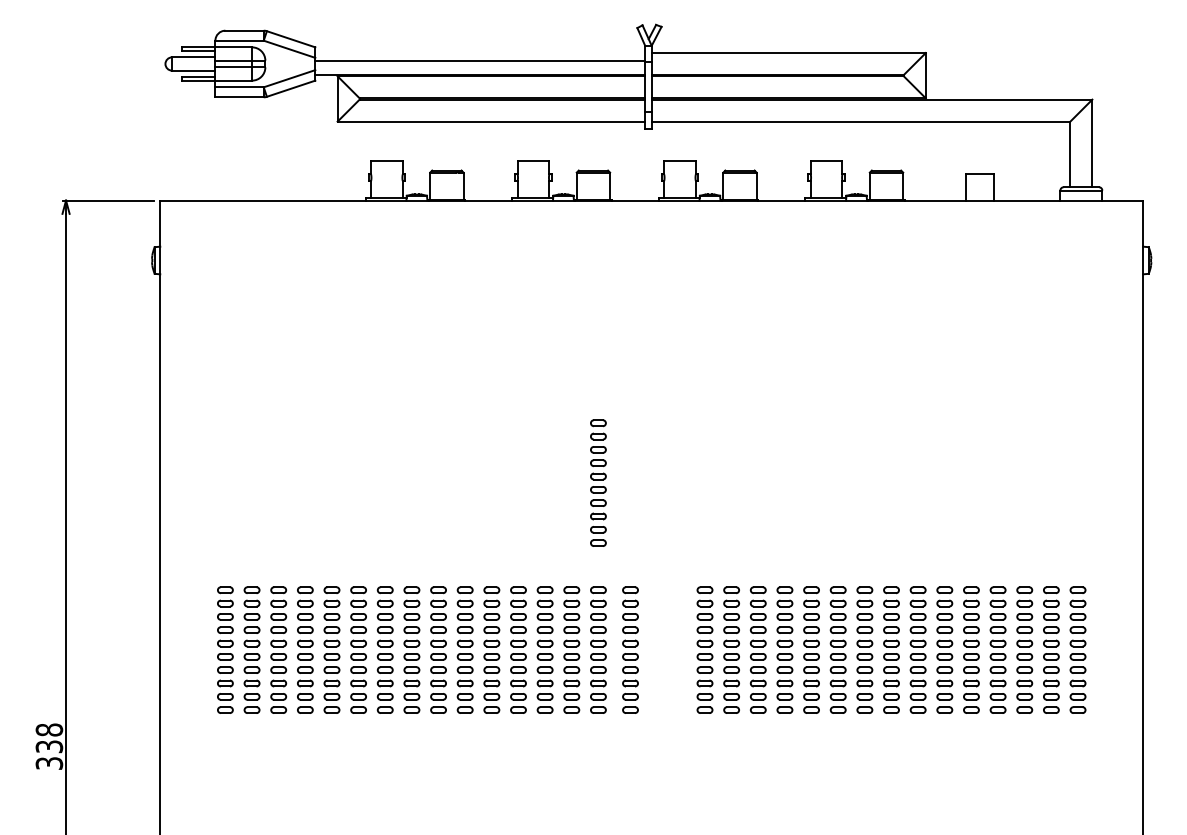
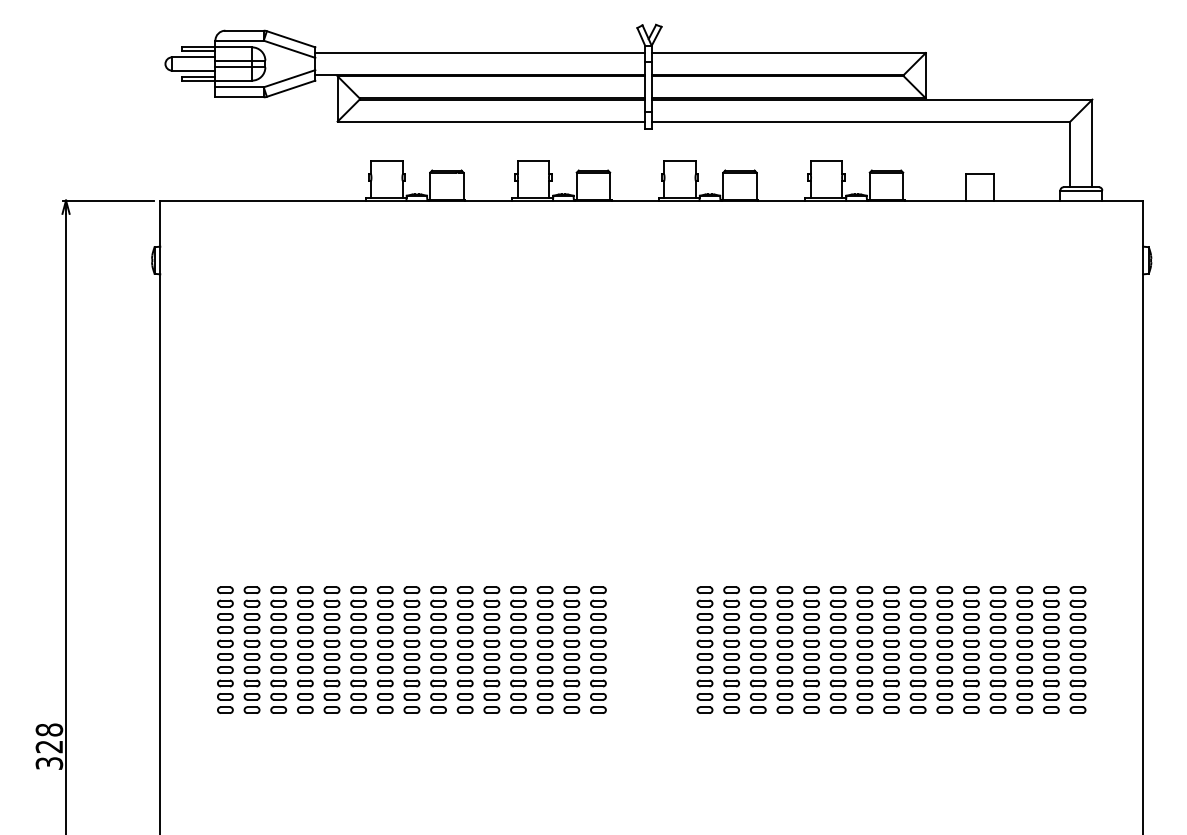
line position: (480, 61) -> (480, 53) (480, 53)
part: present -> none (598, 482)
part: present -> none (630, 649)
text: 338 -> 328 (49, 746)
